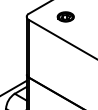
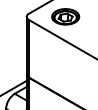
part size: 19x12 px -> 30x18 px (65, 16)
